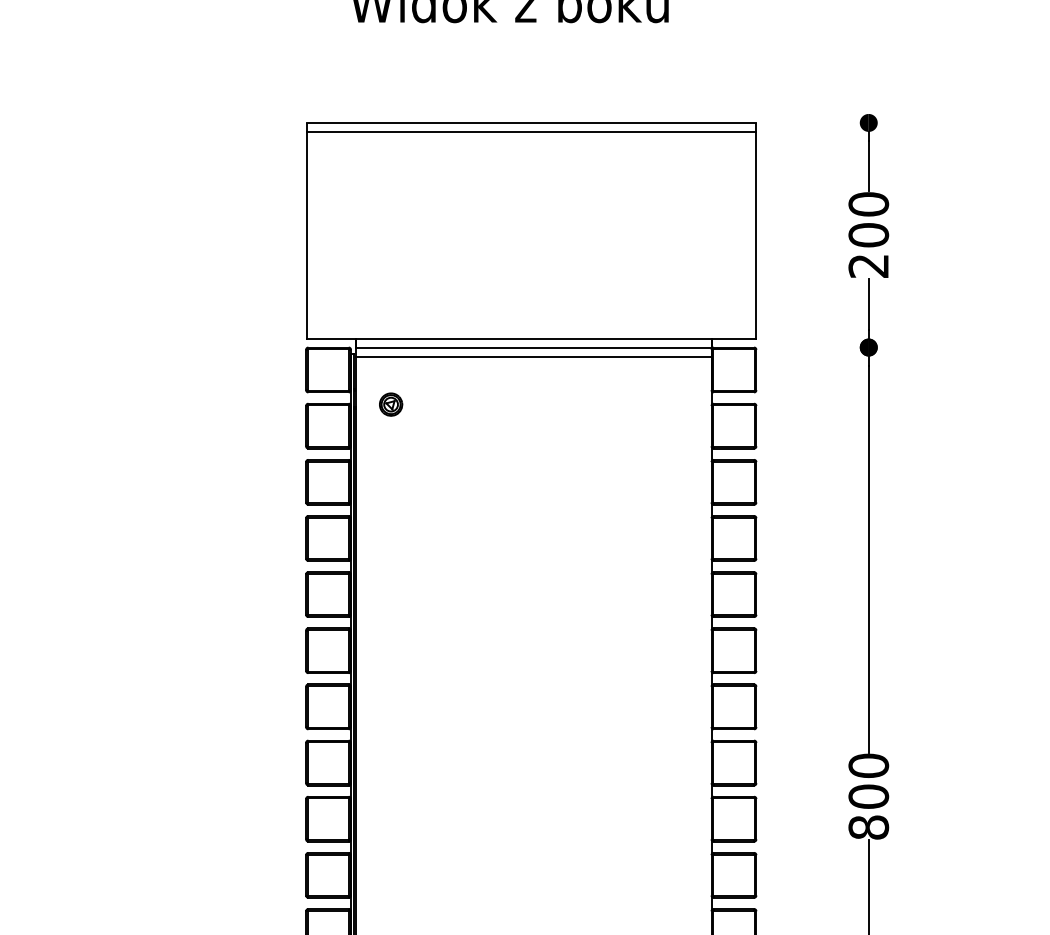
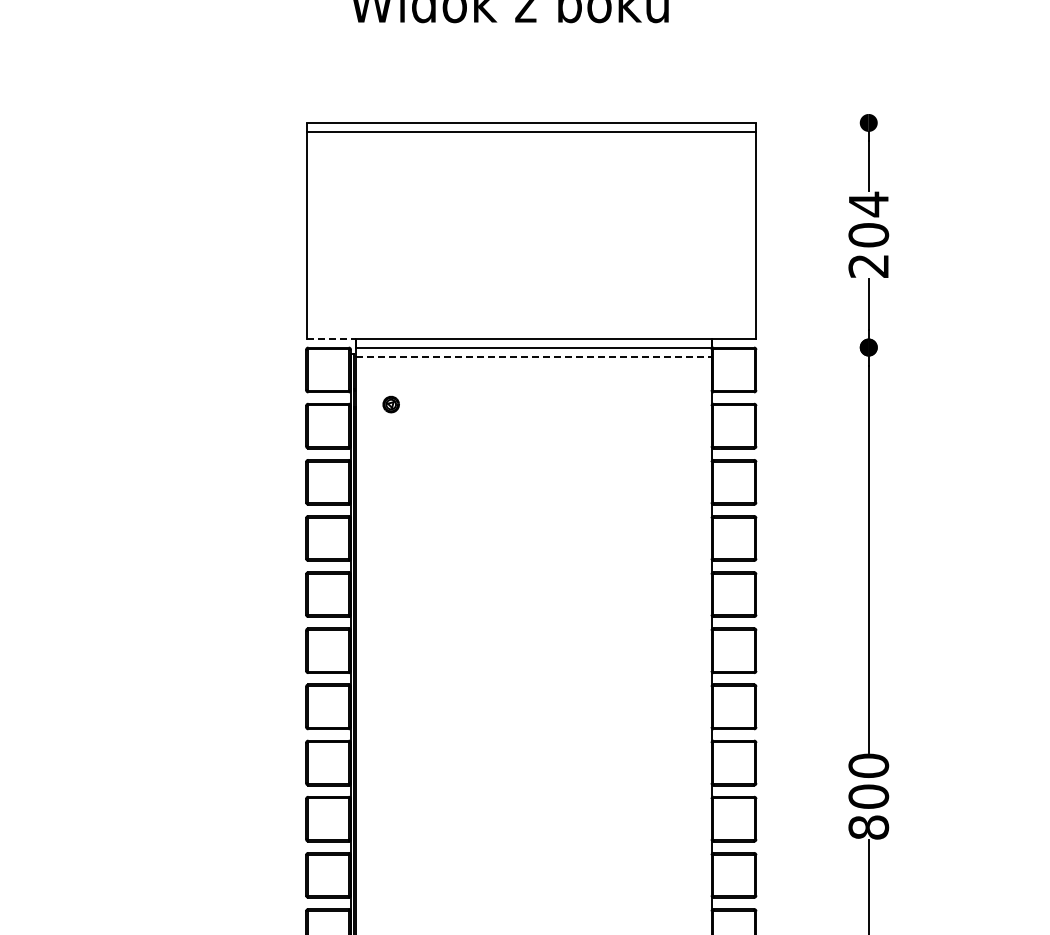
text: 200 -> 204 (868, 204)
line: solid -> dashed (331, 338)
line: solid -> dashed (533, 356)
part size: 25x25 px -> 18x19 px (390, 404)
